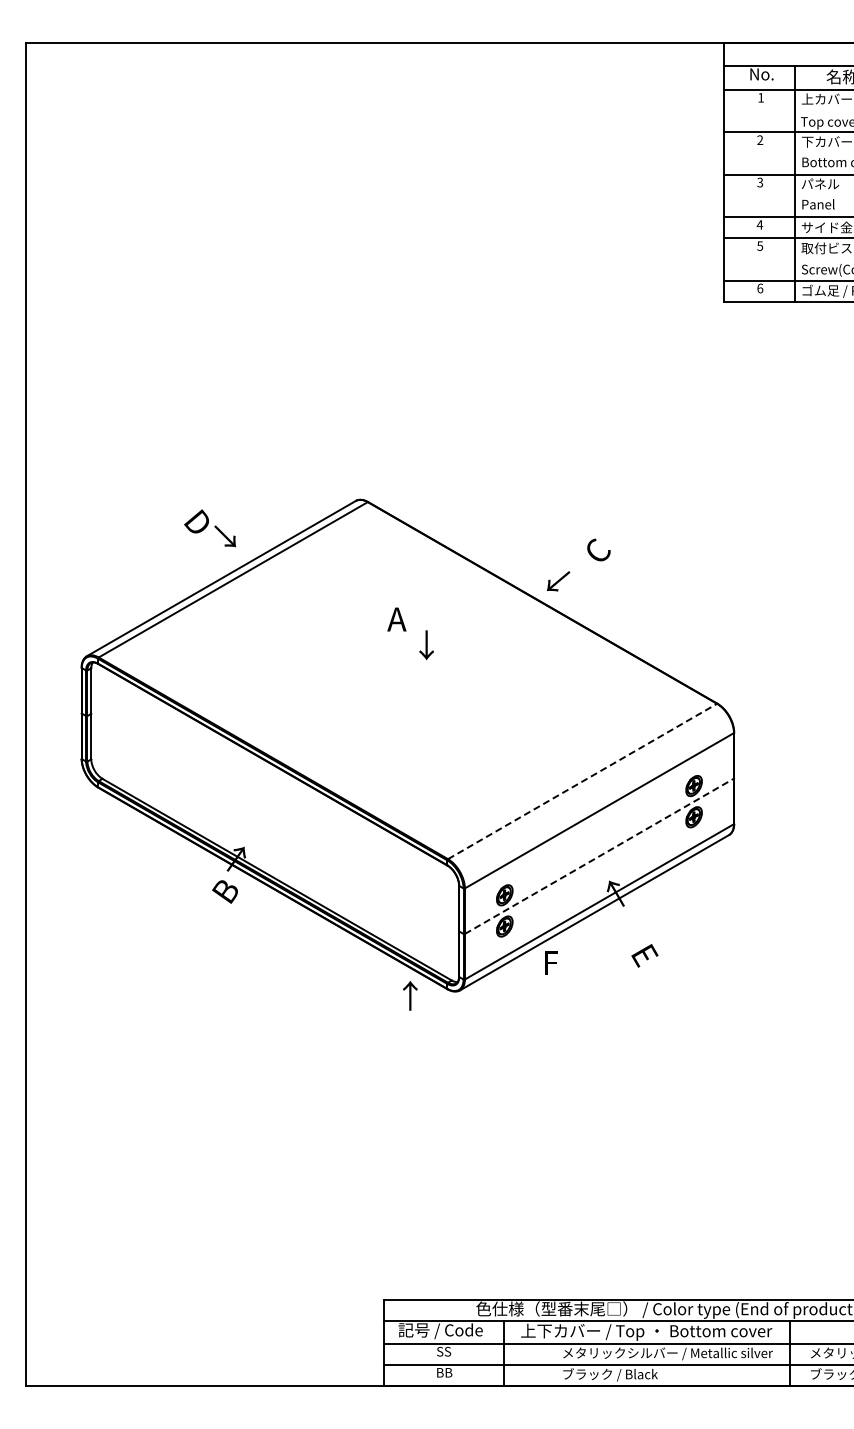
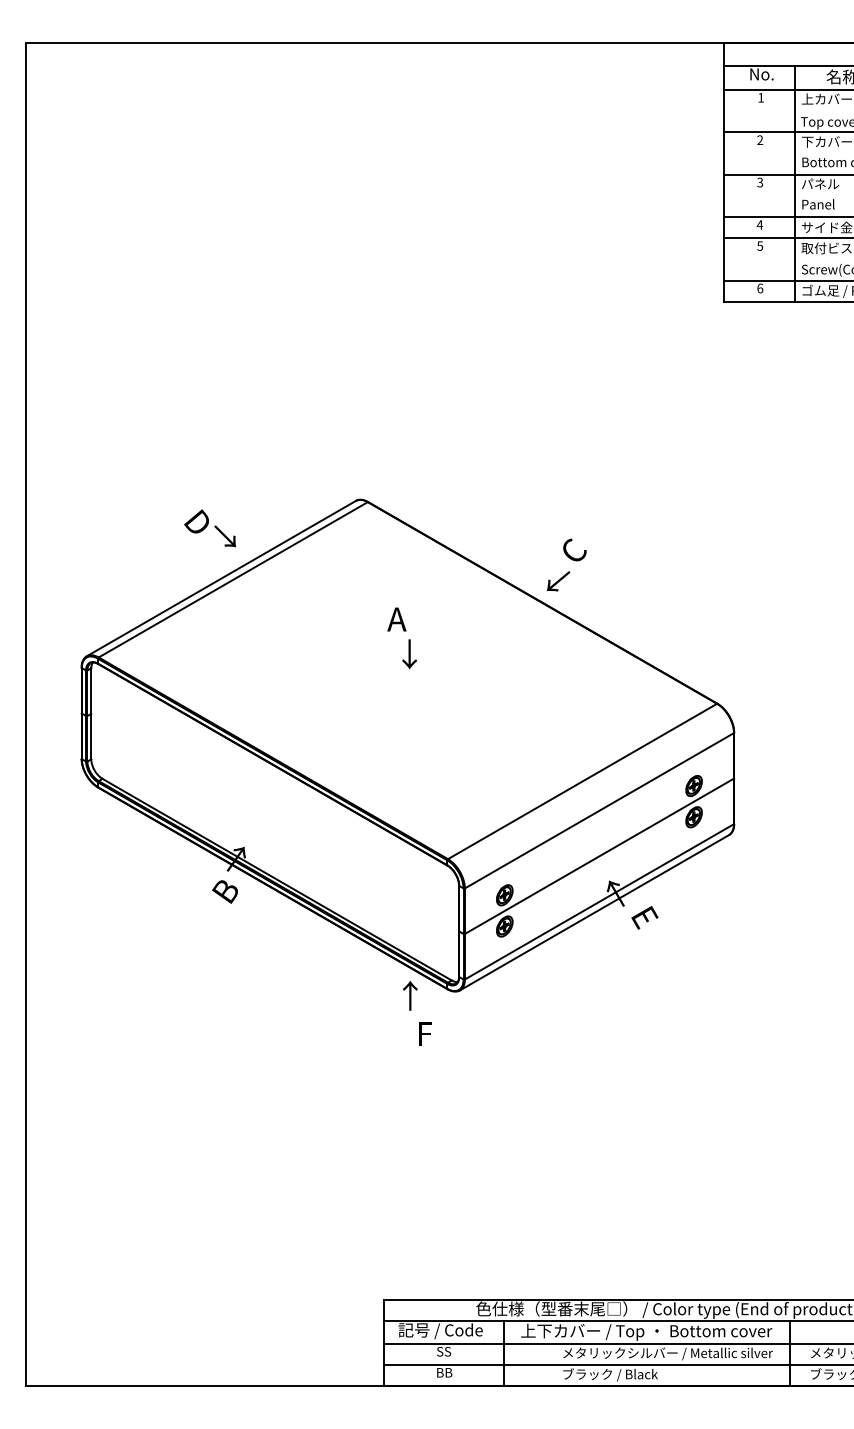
text position: (598, 549) -> (574, 549) (574, 549)
text position: (426, 645) -> (409, 654) (409, 654)
line: dashed -> solid (582, 781)
line: dashed -> solid (599, 856)
text position: (644, 955) -> (644, 917) (644, 917)
text position: (551, 962) -> (425, 1033) (425, 1033)
